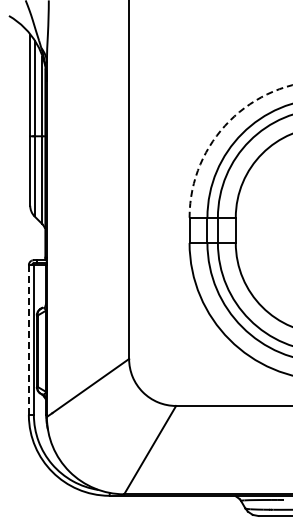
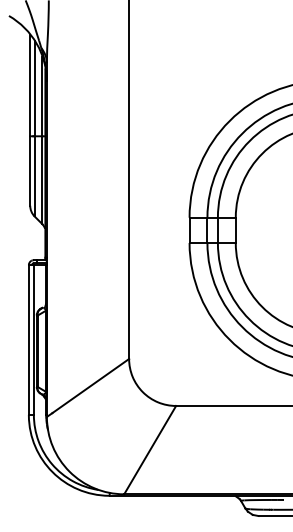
arc: dashed -> solid (218, 133)
line: dashed -> solid (28, 340)
